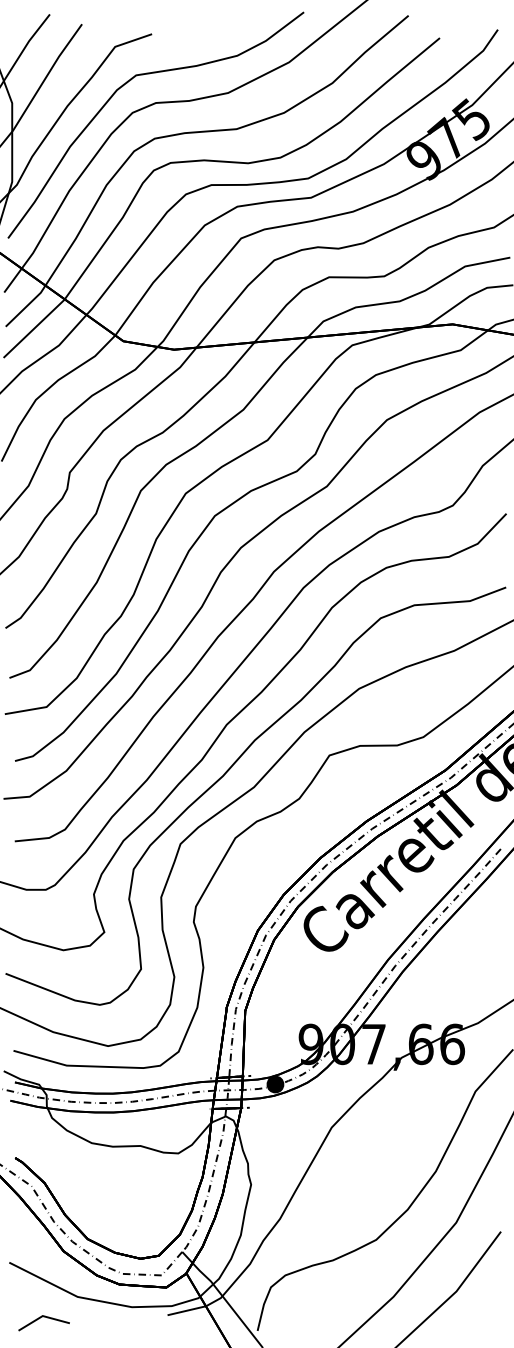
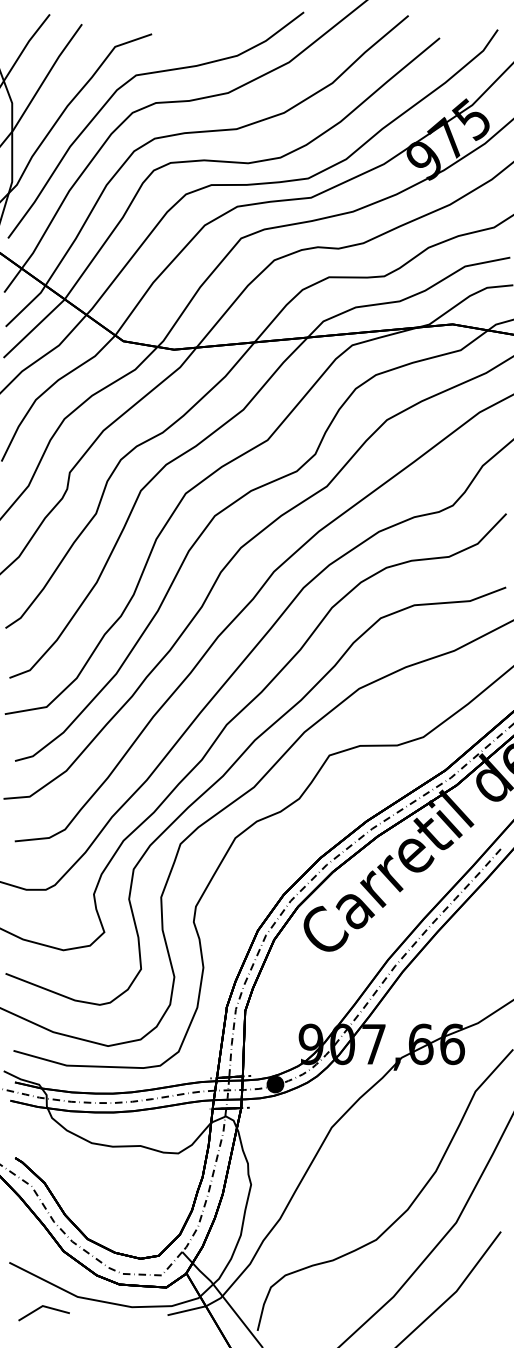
line position: (39, 1319) -> (39, 1309) (39, 1309)
